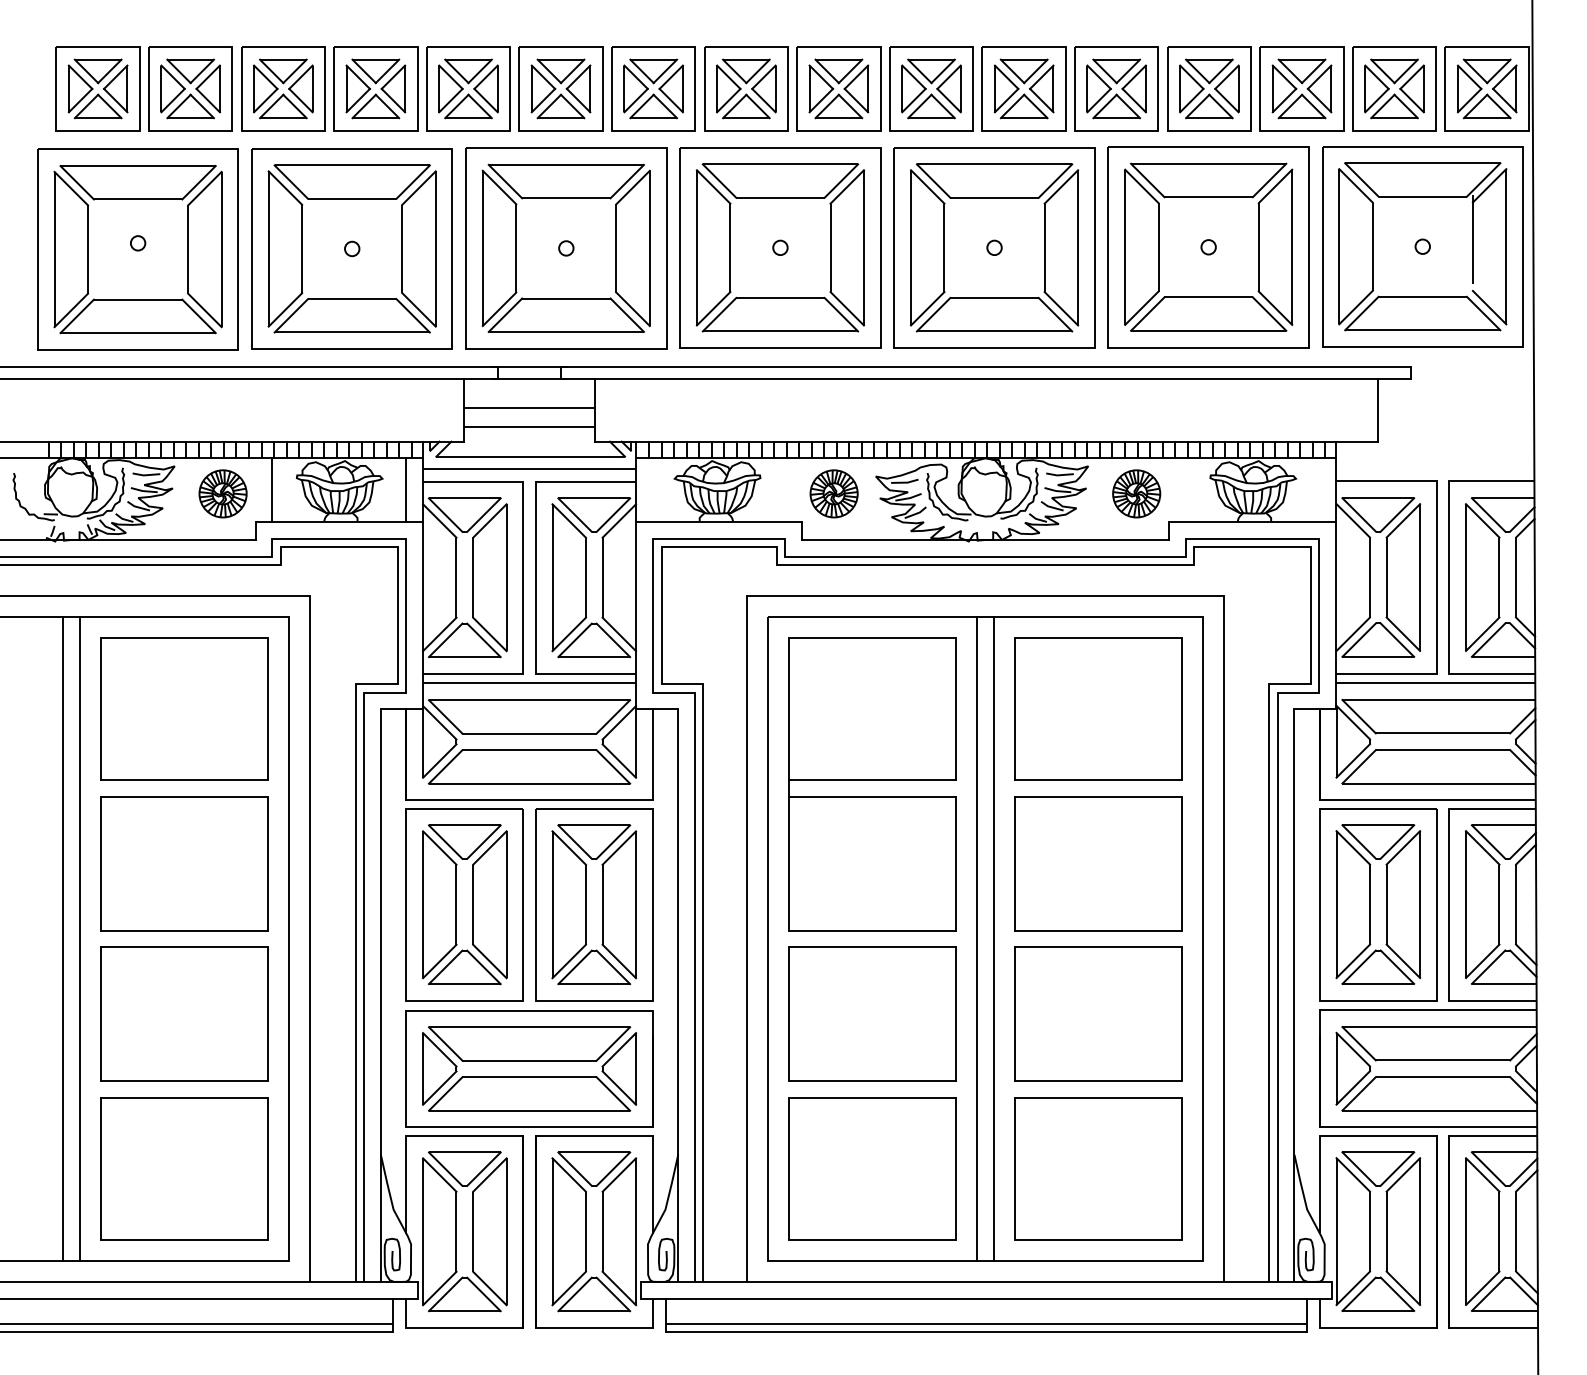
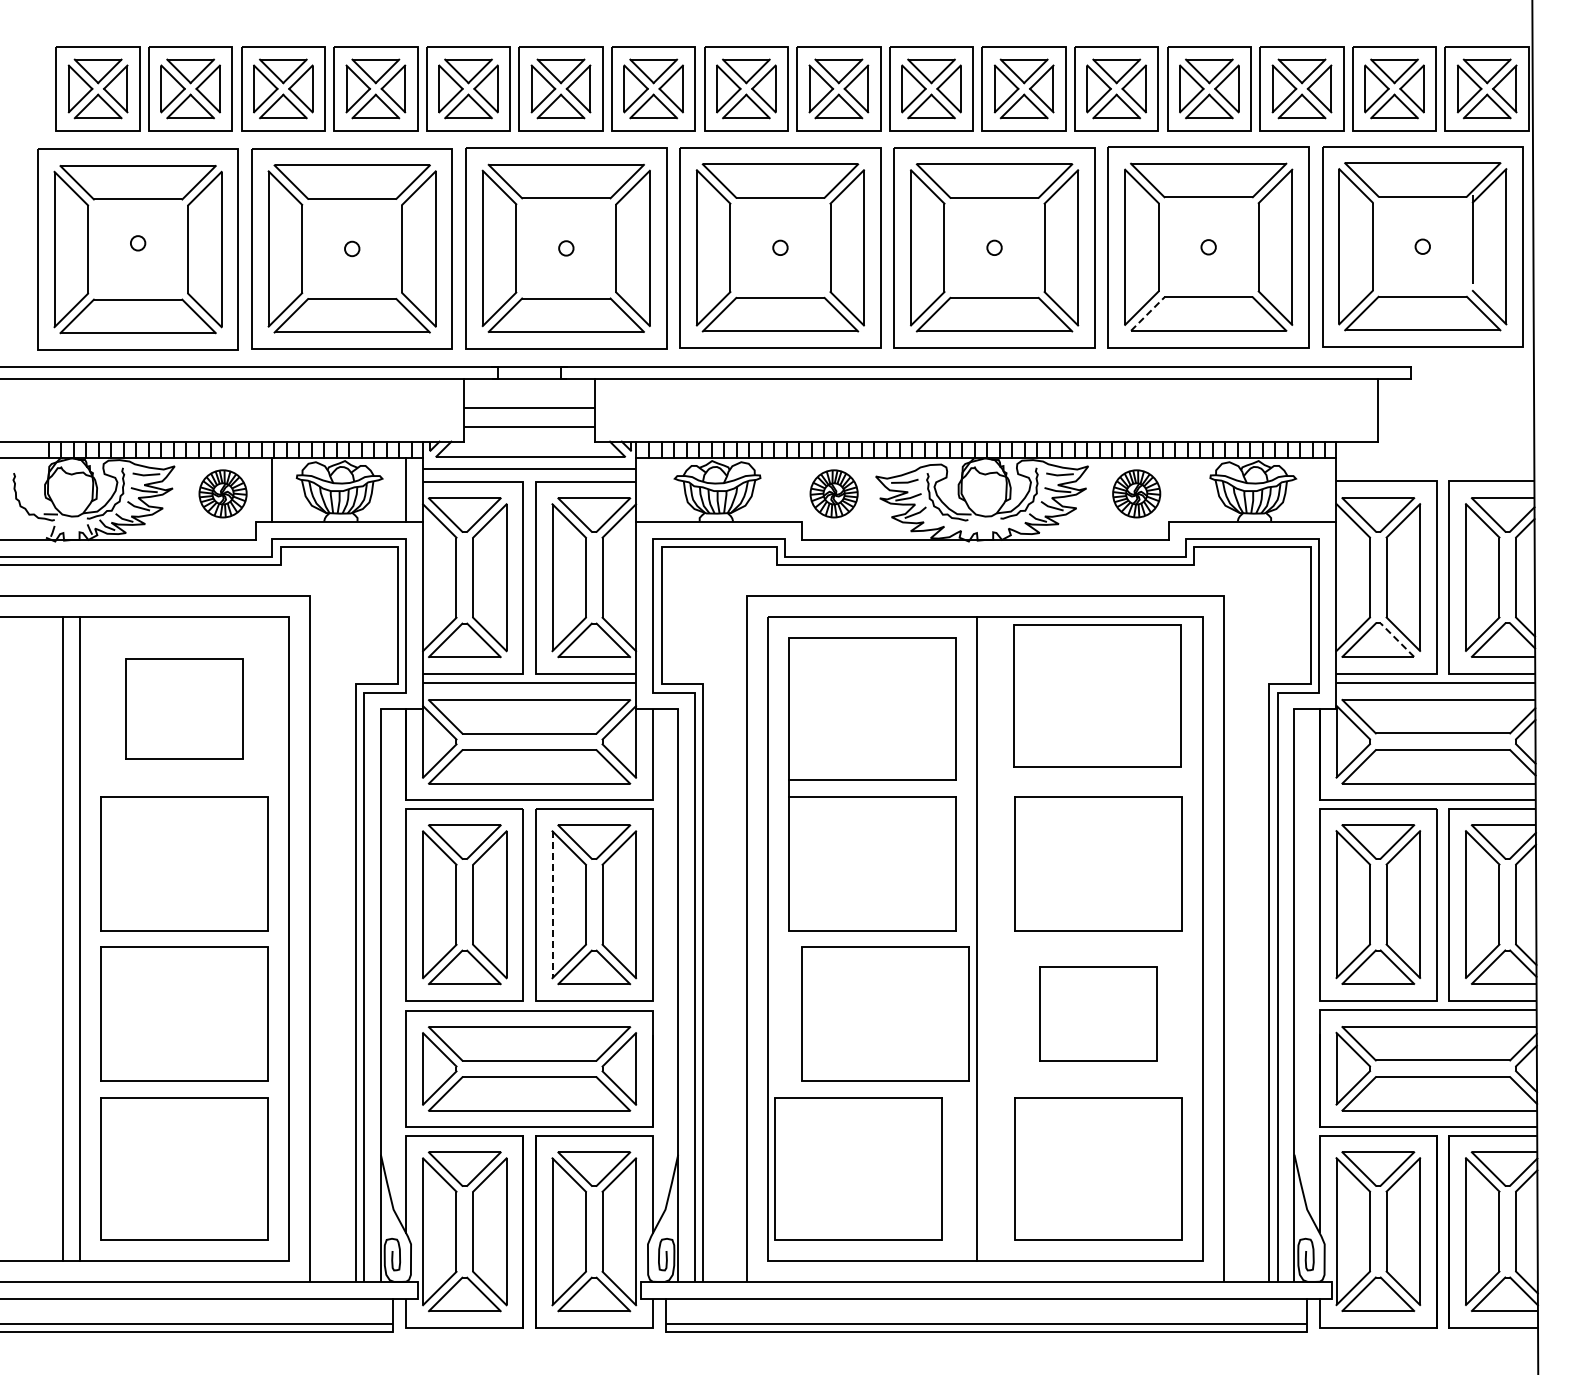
line: solid -> dashed (1147, 314)
line: solid -> dashed (1397, 640)
part size: 169x144 px -> 119x102 px (184, 708)
part position: (1098, 708) -> (1097, 695) (1097, 695)
line: solid -> dashed (552, 905)
line: present -> none (993, 938)
part position: (872, 1013) -> (885, 1013) (885, 1013)
part size: 169x136 px -> 119x96 px (1098, 1013)
part position: (872, 1168) -> (858, 1168) (858, 1168)
